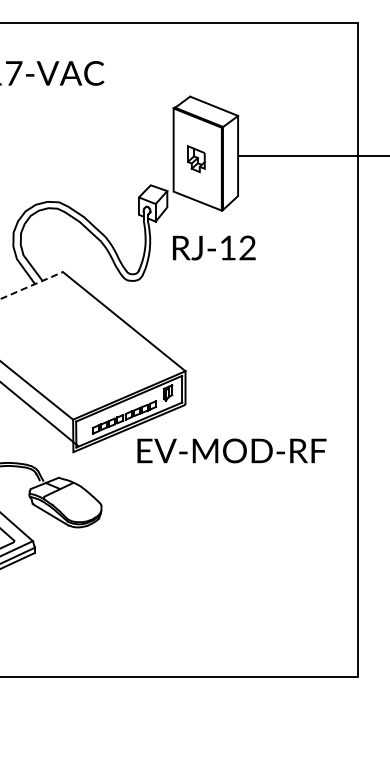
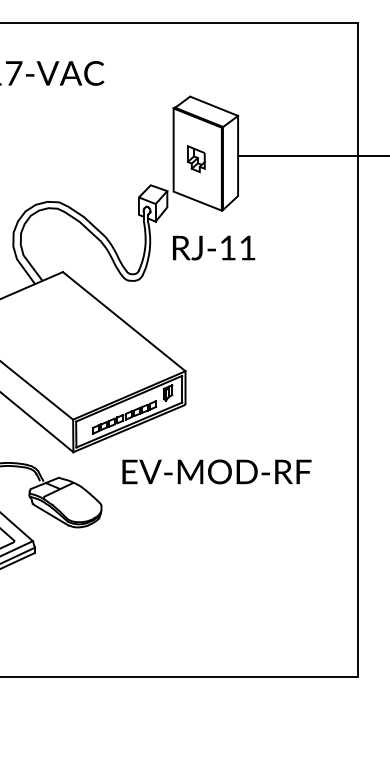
text: RJ-12 -> RJ-11 (247, 247)
line: dashed -> solid (31, 285)
line position: (40, 414) -> (37, 422) (37, 422)
text position: (231, 450) -> (216, 471) (216, 471)
